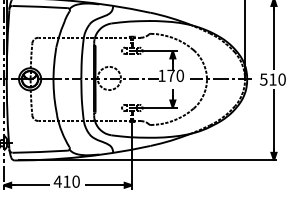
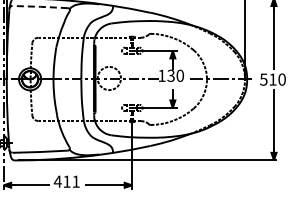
line: solid -> dashed (40, 6)
text: 170 -> 130 (170, 75)
text: 410 -> 411 (75, 181)
